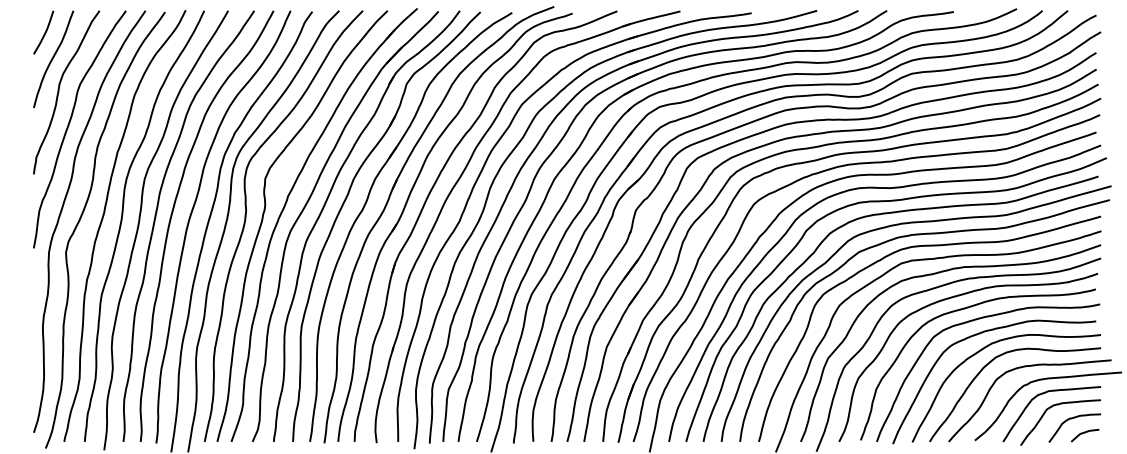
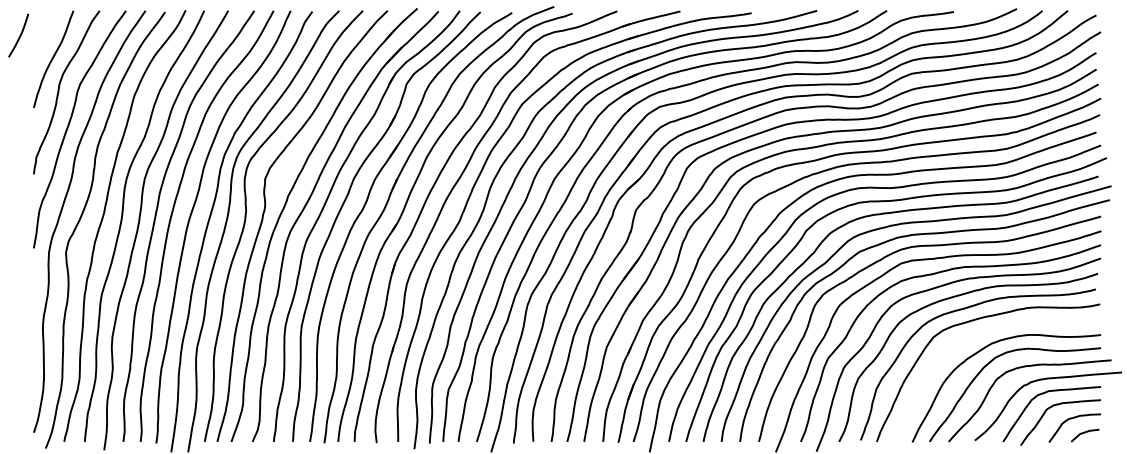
curve position: (44, 32) -> (19, 35) (19, 35)
curve: present -> none (977, 335)
